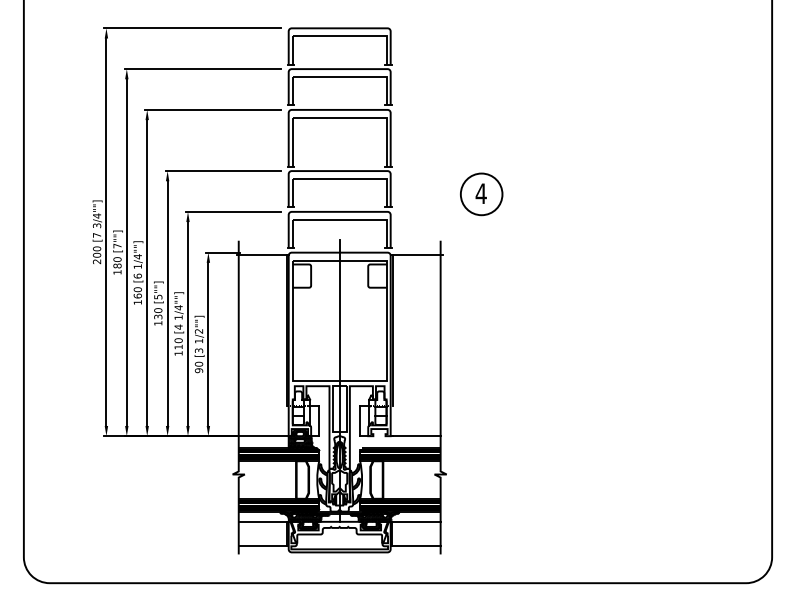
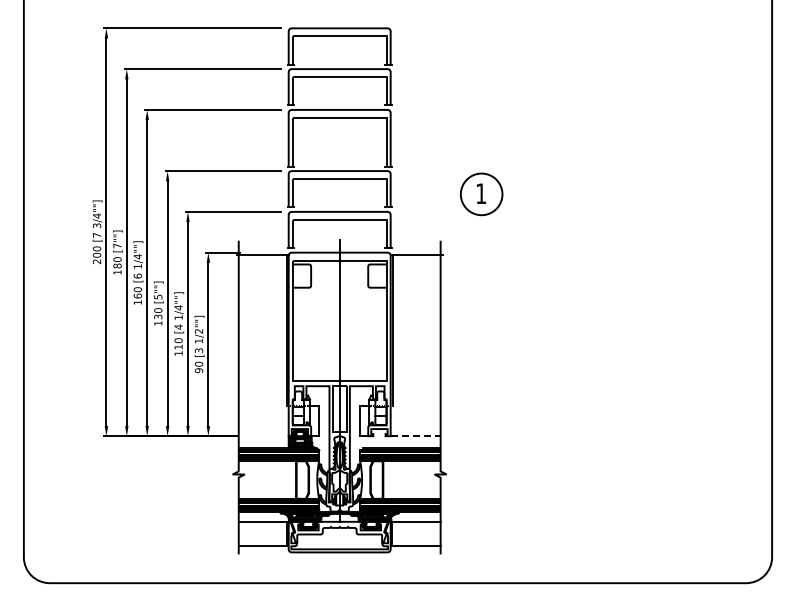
text: 4 -> 1 (480, 193)
line: present -> none (263, 436)
line: solid -> dashed (415, 436)
